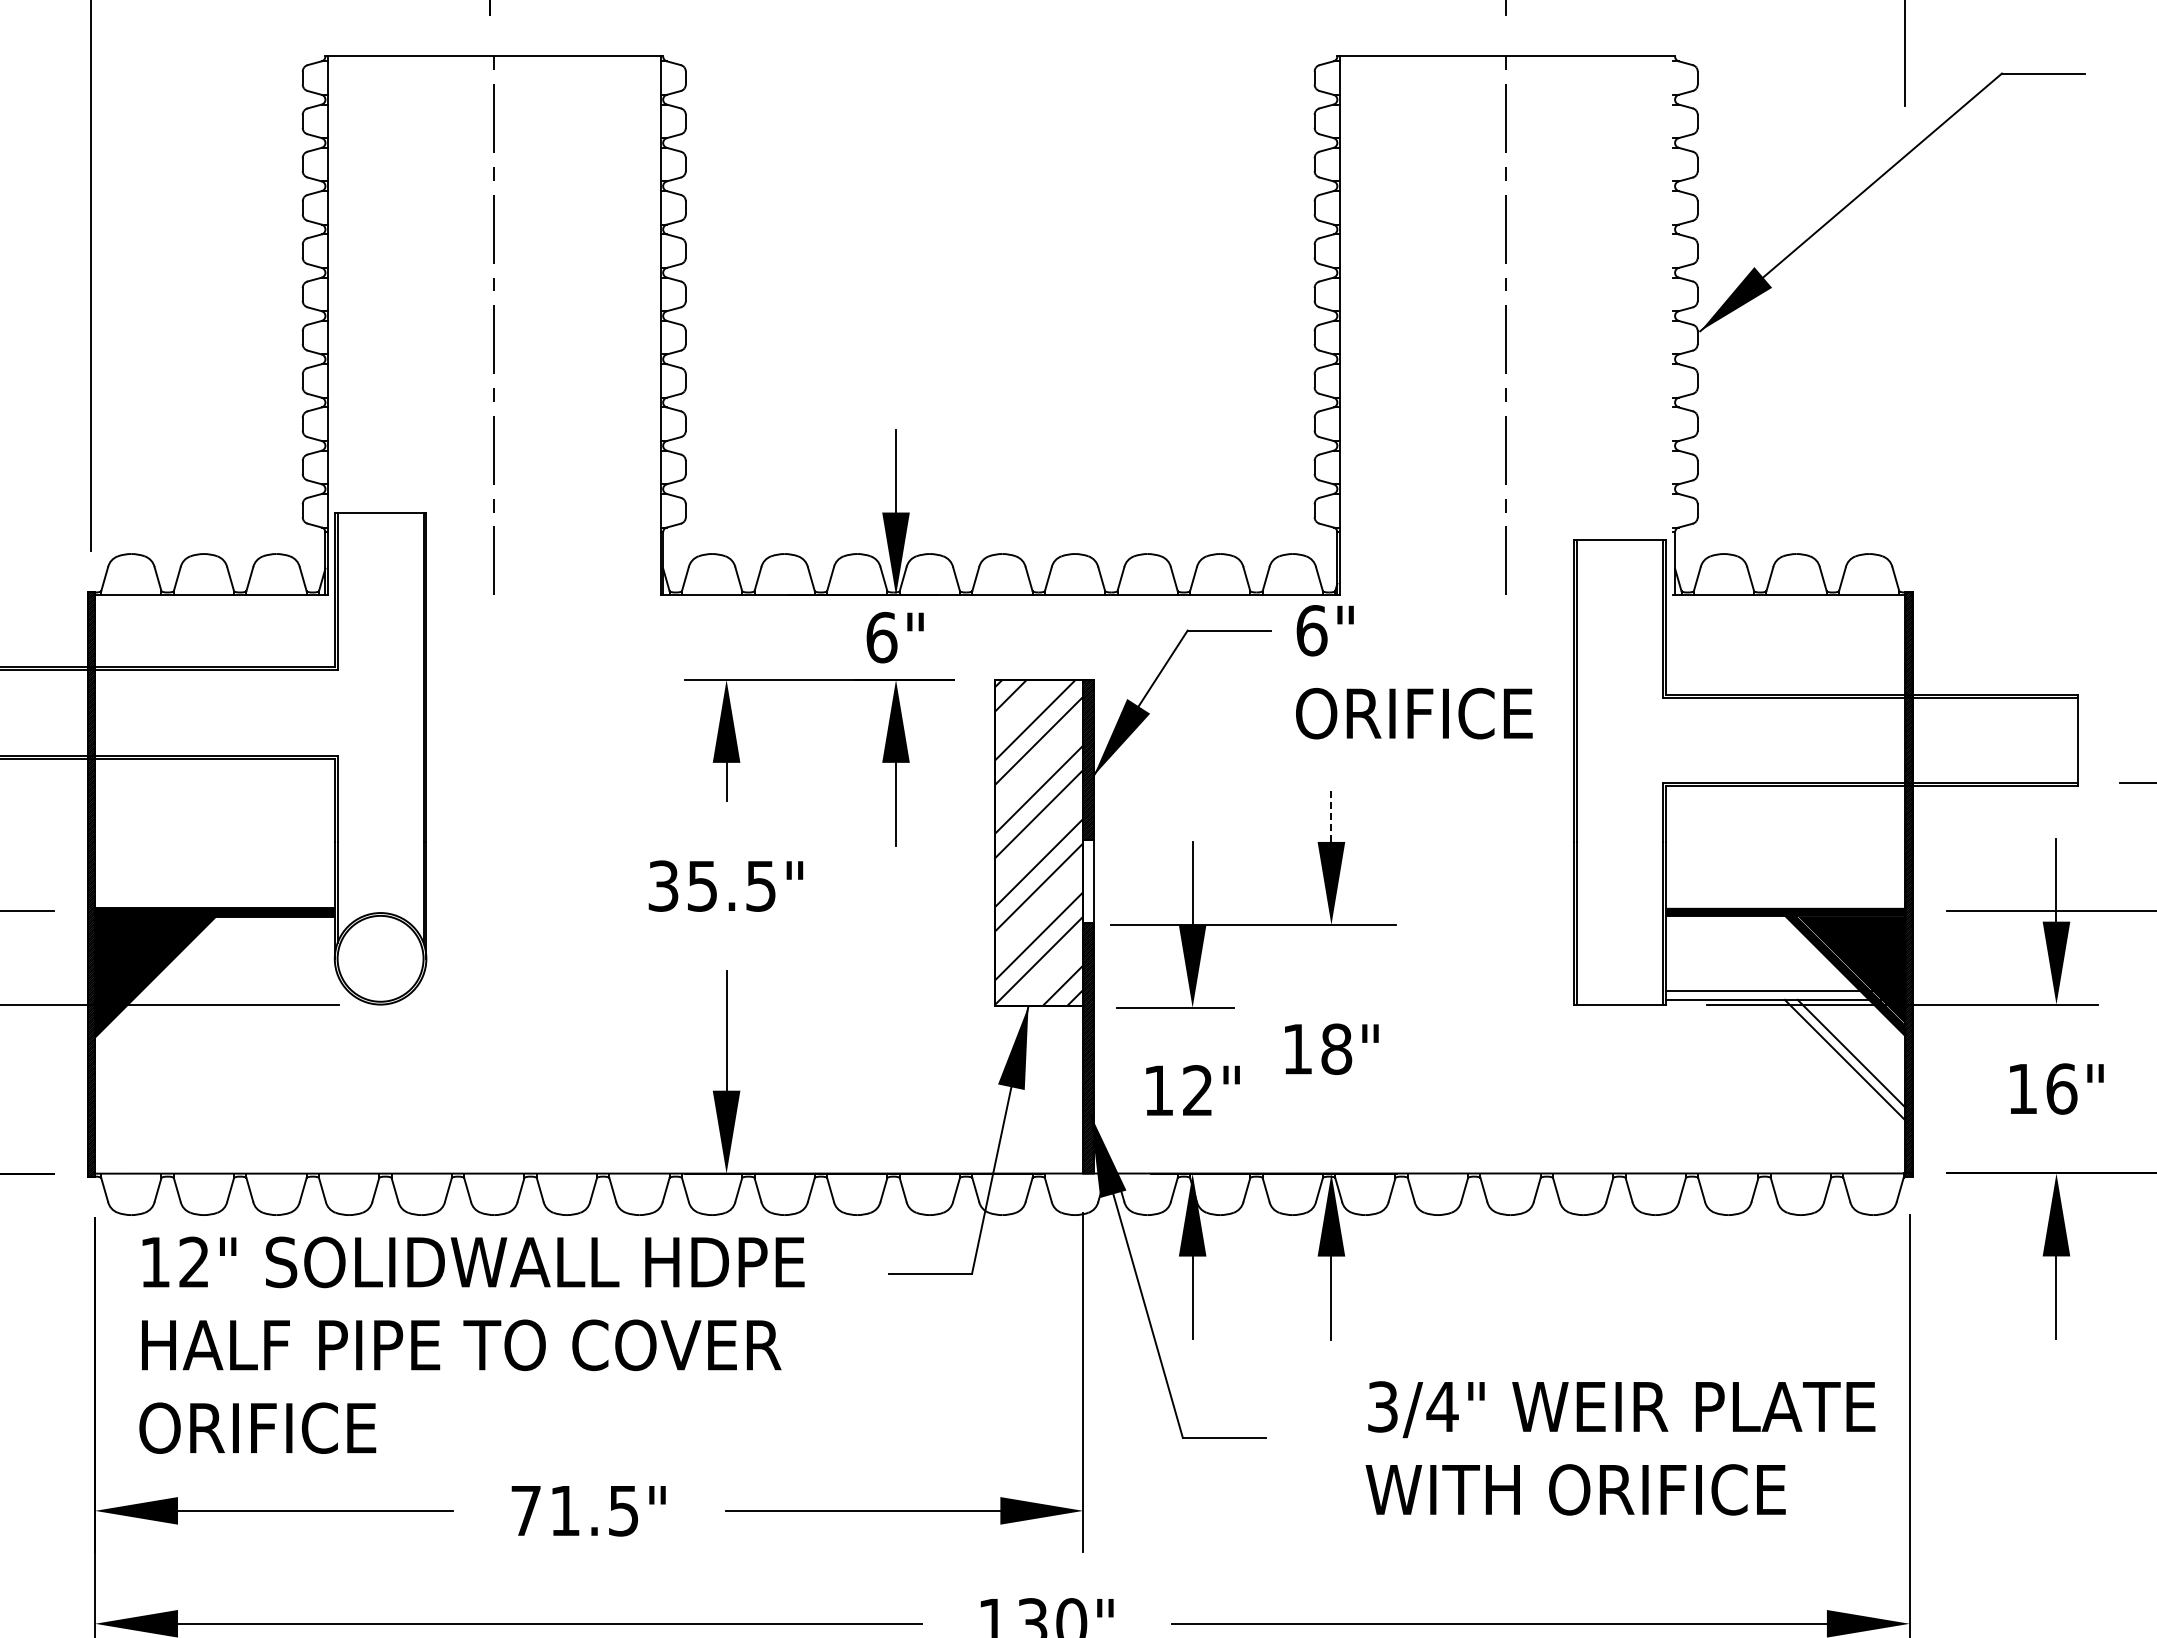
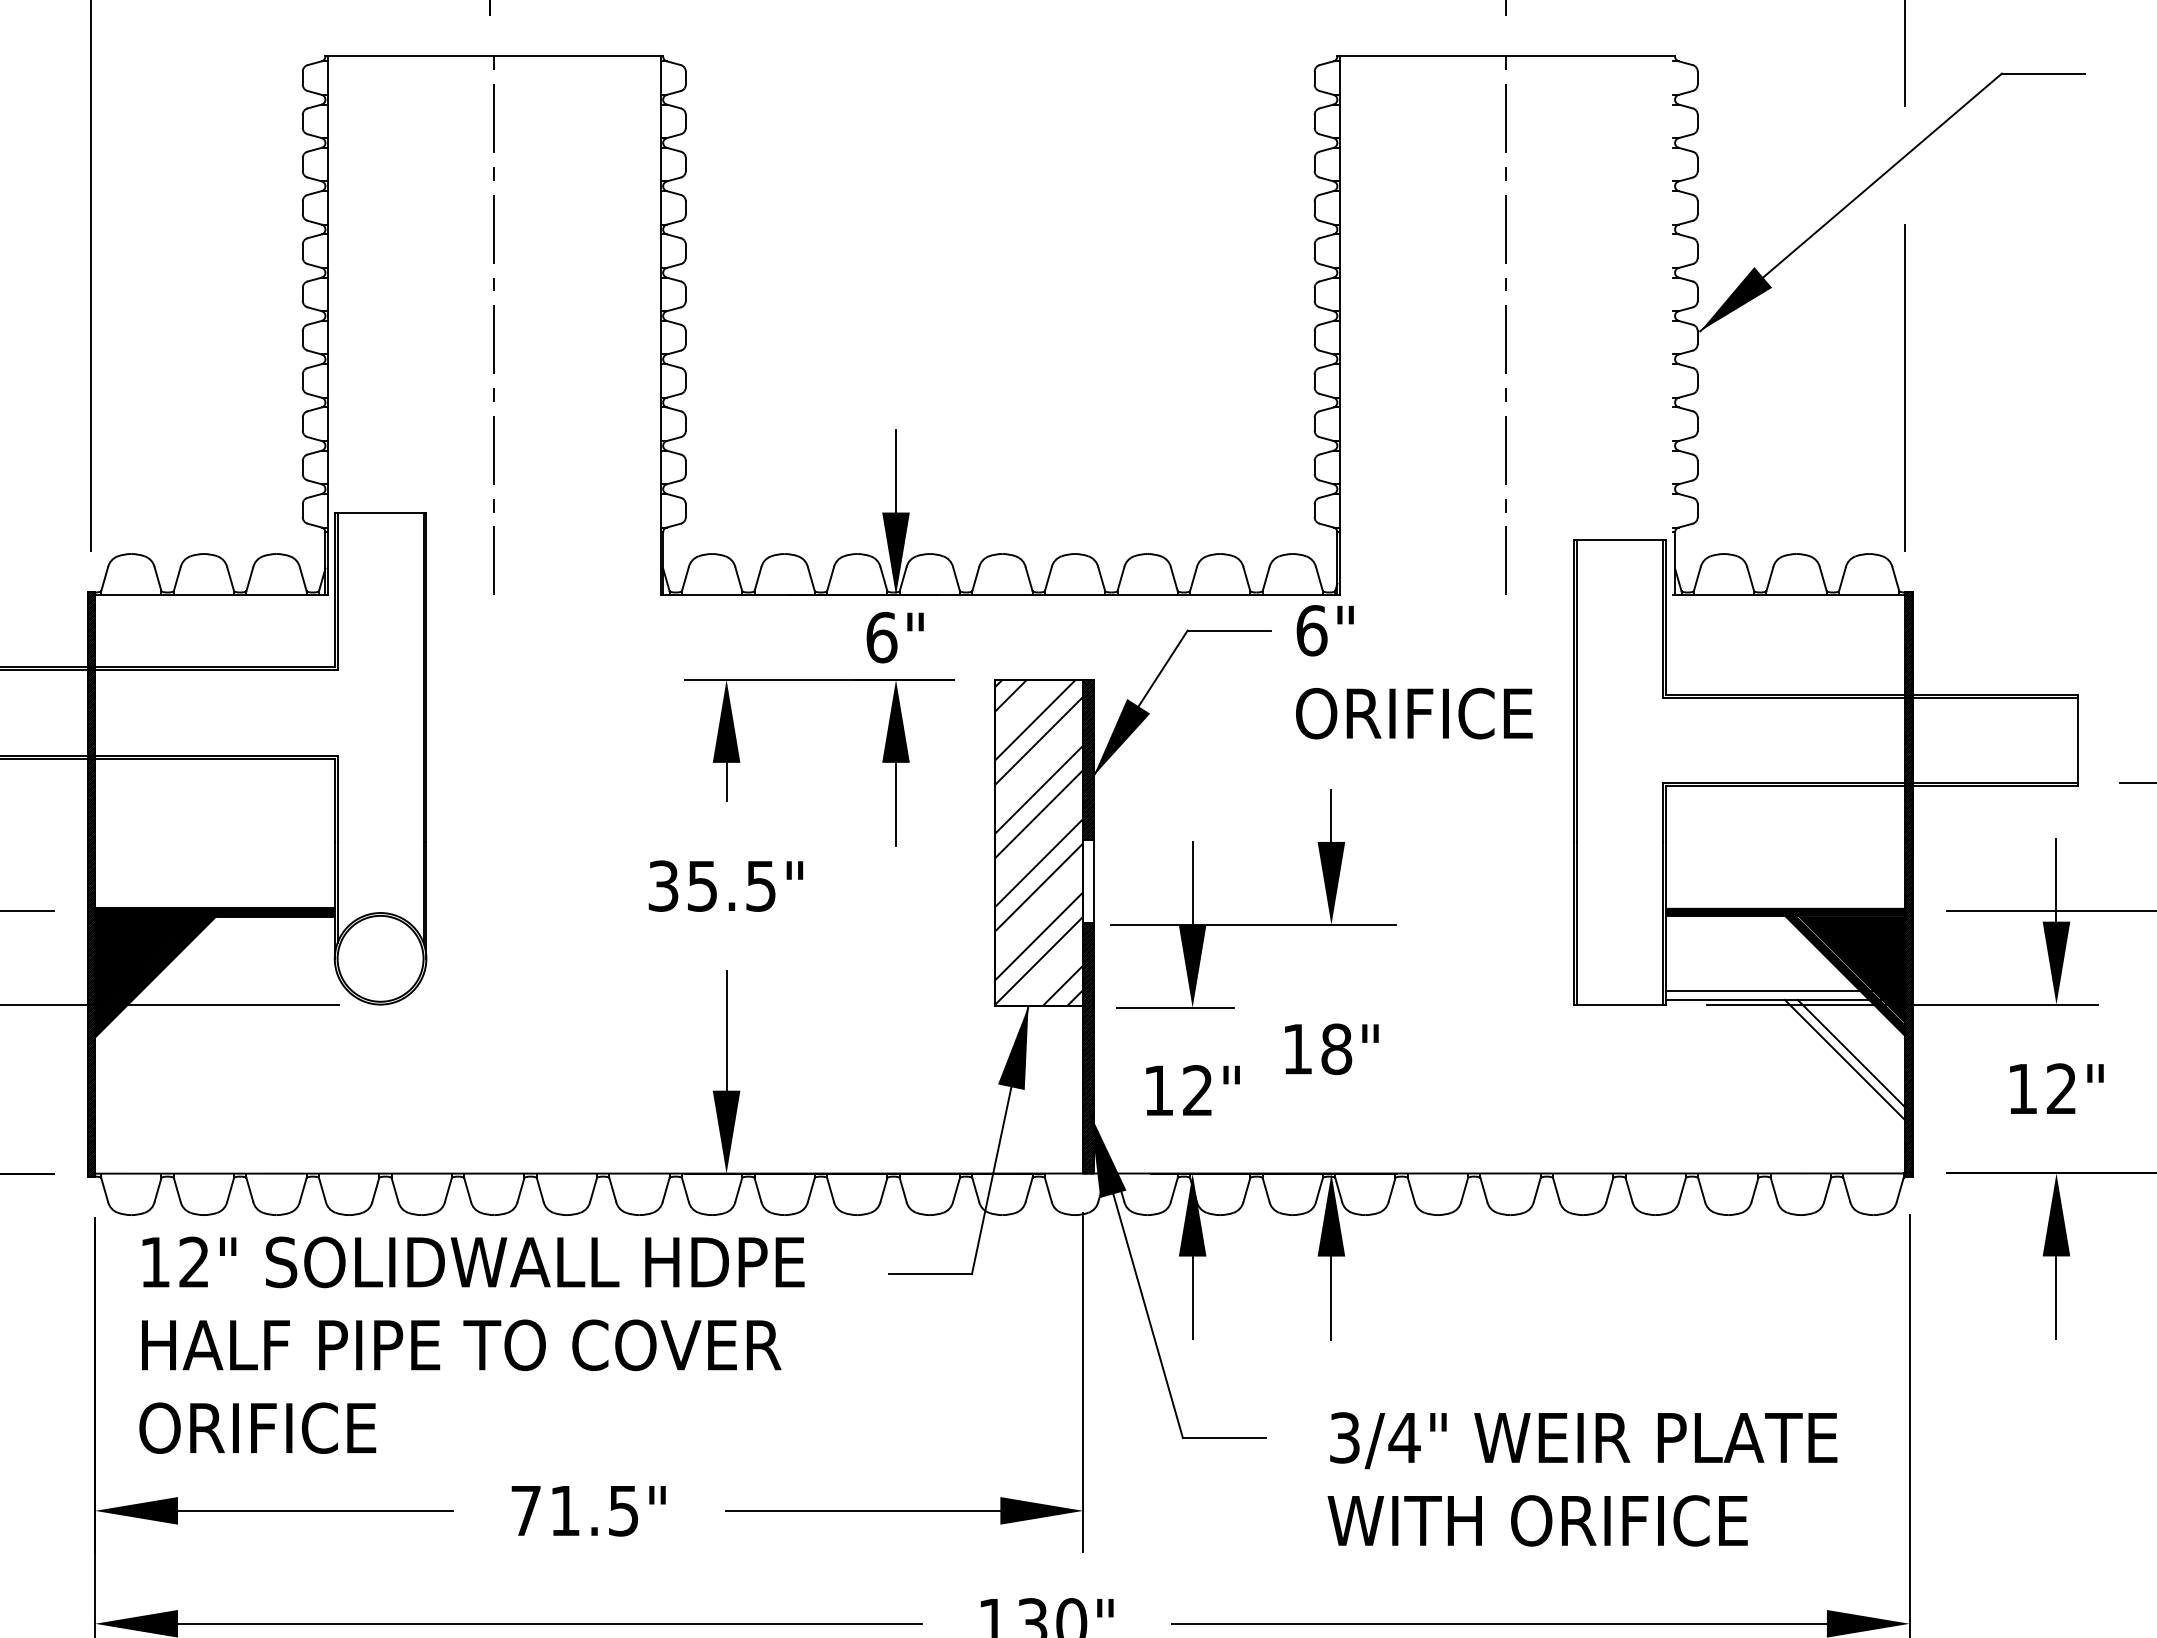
line: none -> present (1905, 387)
line: dashed -> solid (1331, 815)
text: 16" -> 12" (2061, 1088)
text position: (1620, 1448) -> (1582, 1479) (1582, 1479)
